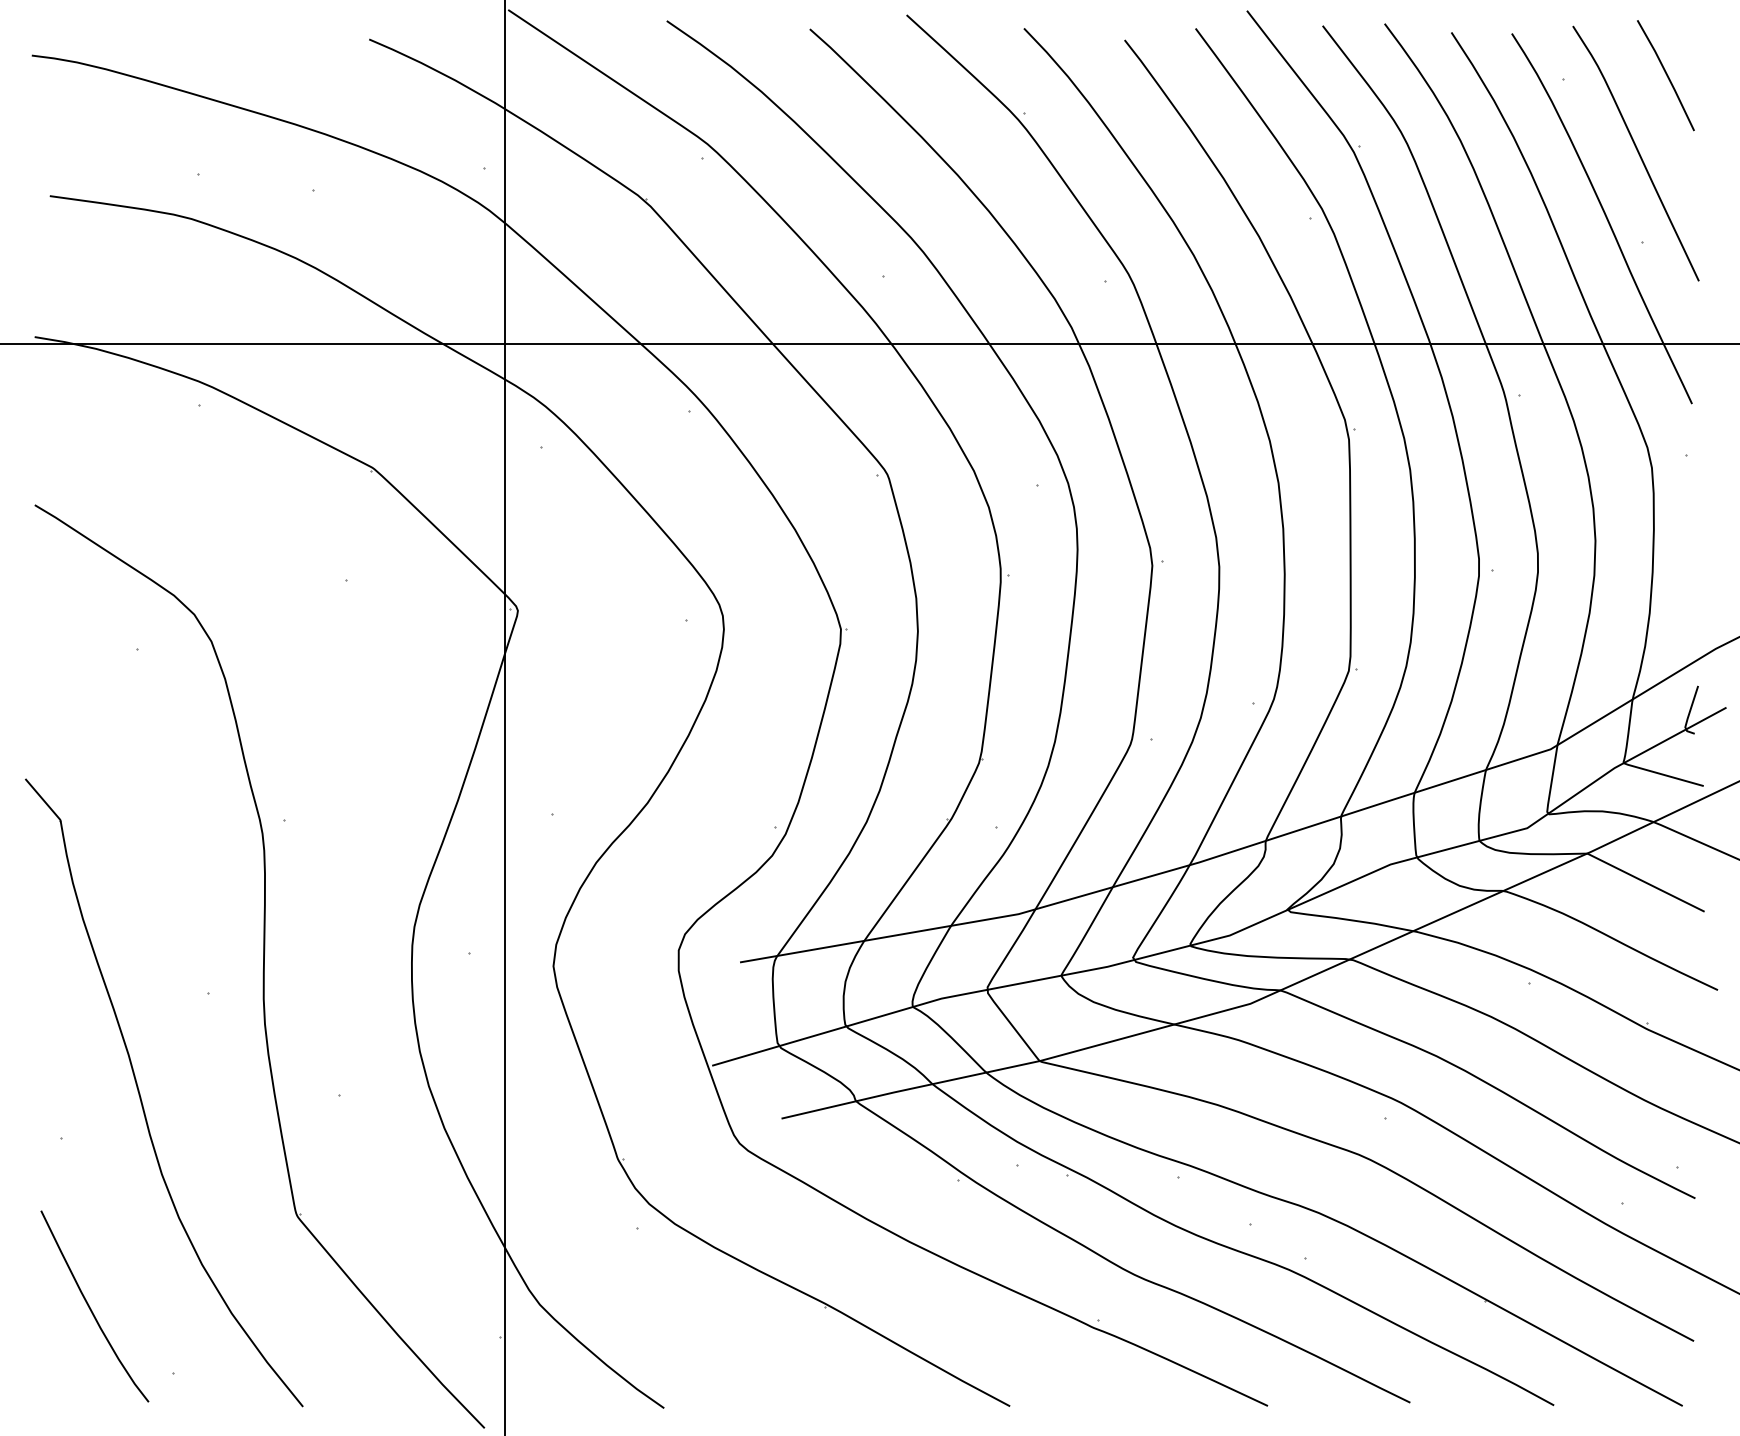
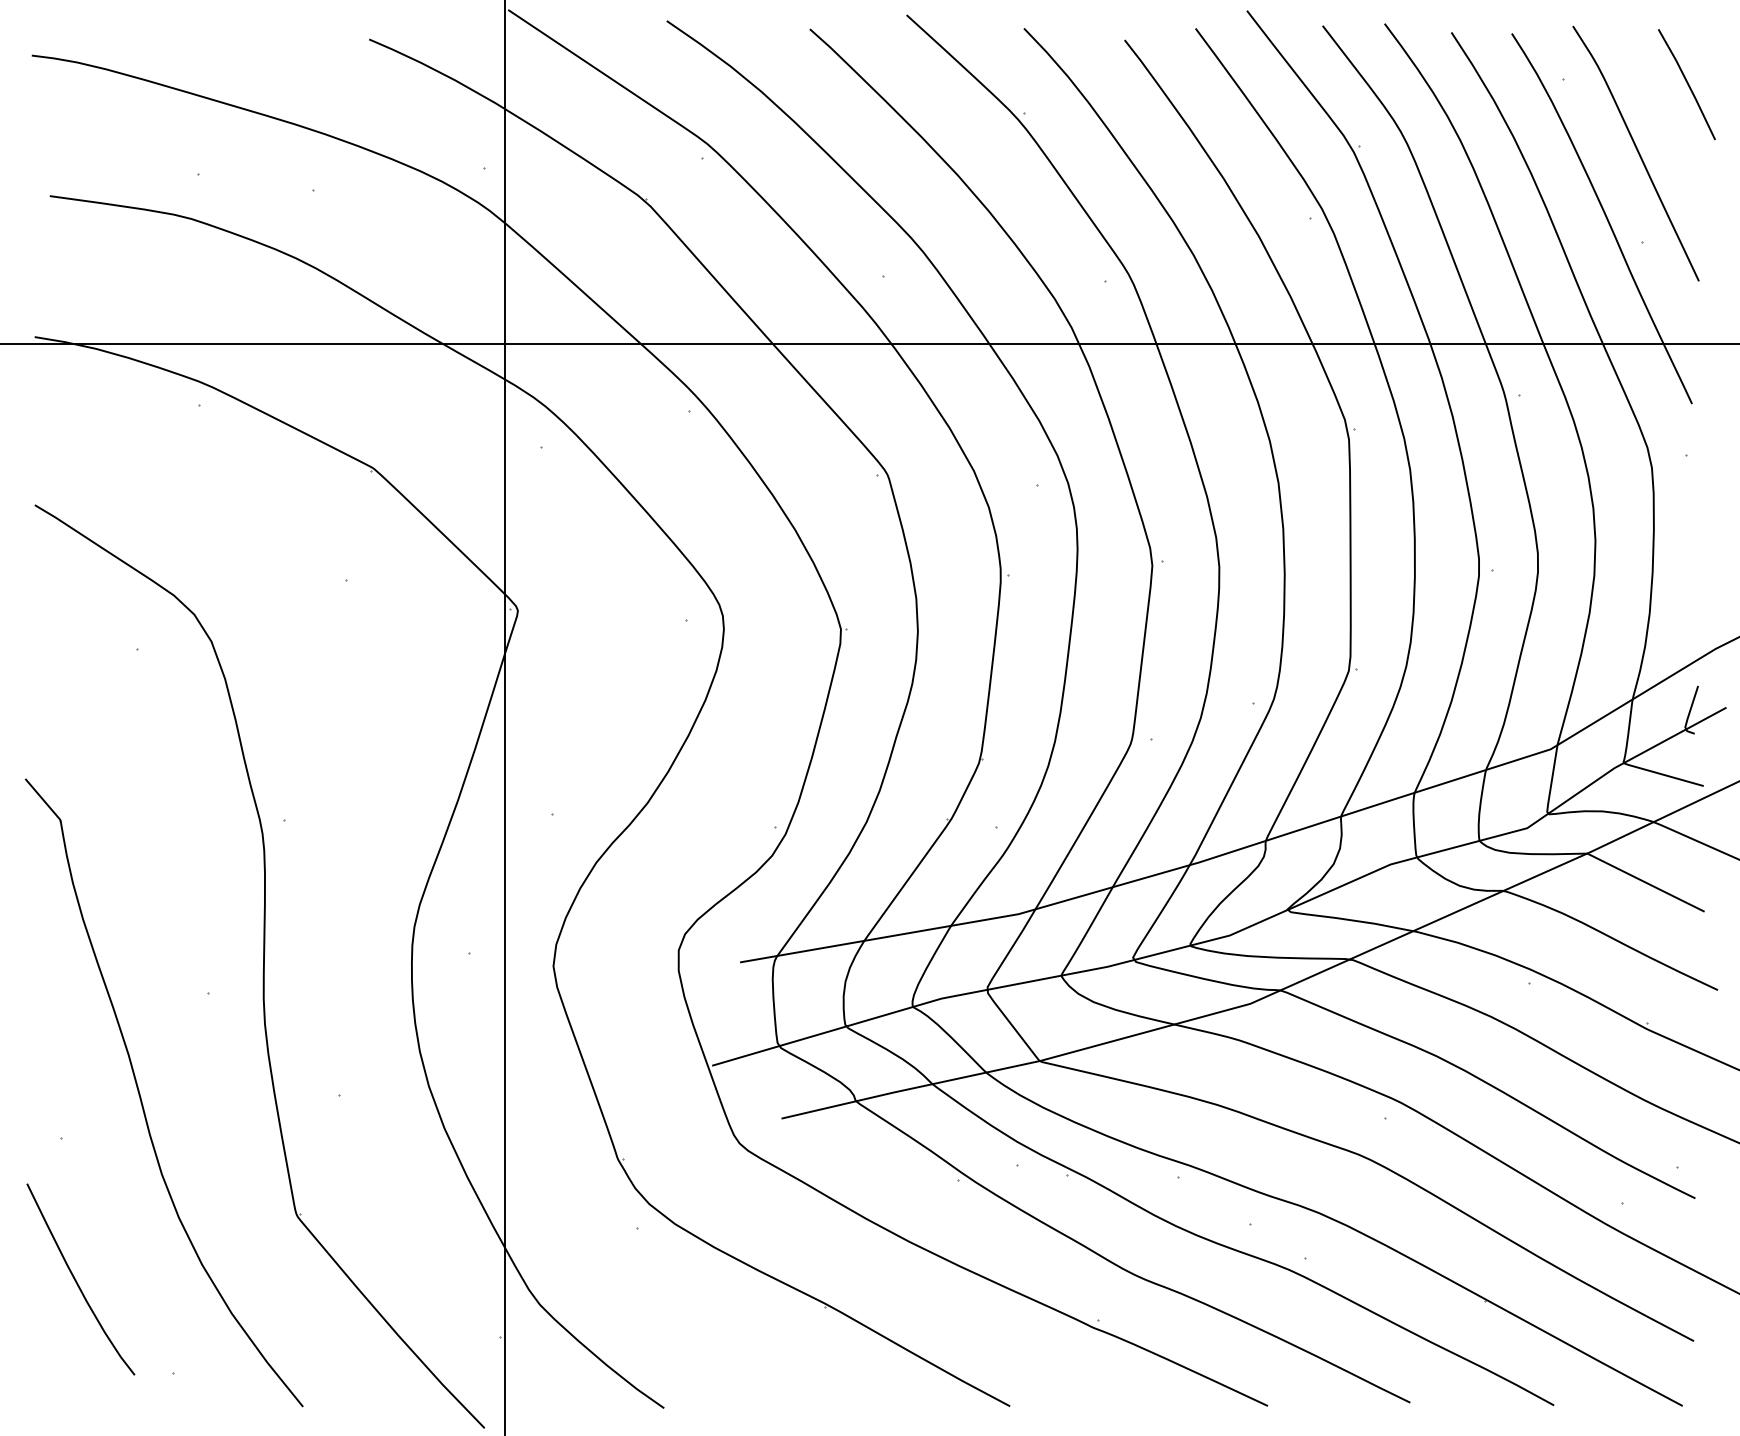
line position: (1665, 74) -> (1686, 83) (1686, 83)
curve position: (91, 1308) -> (77, 1281) (77, 1281)
